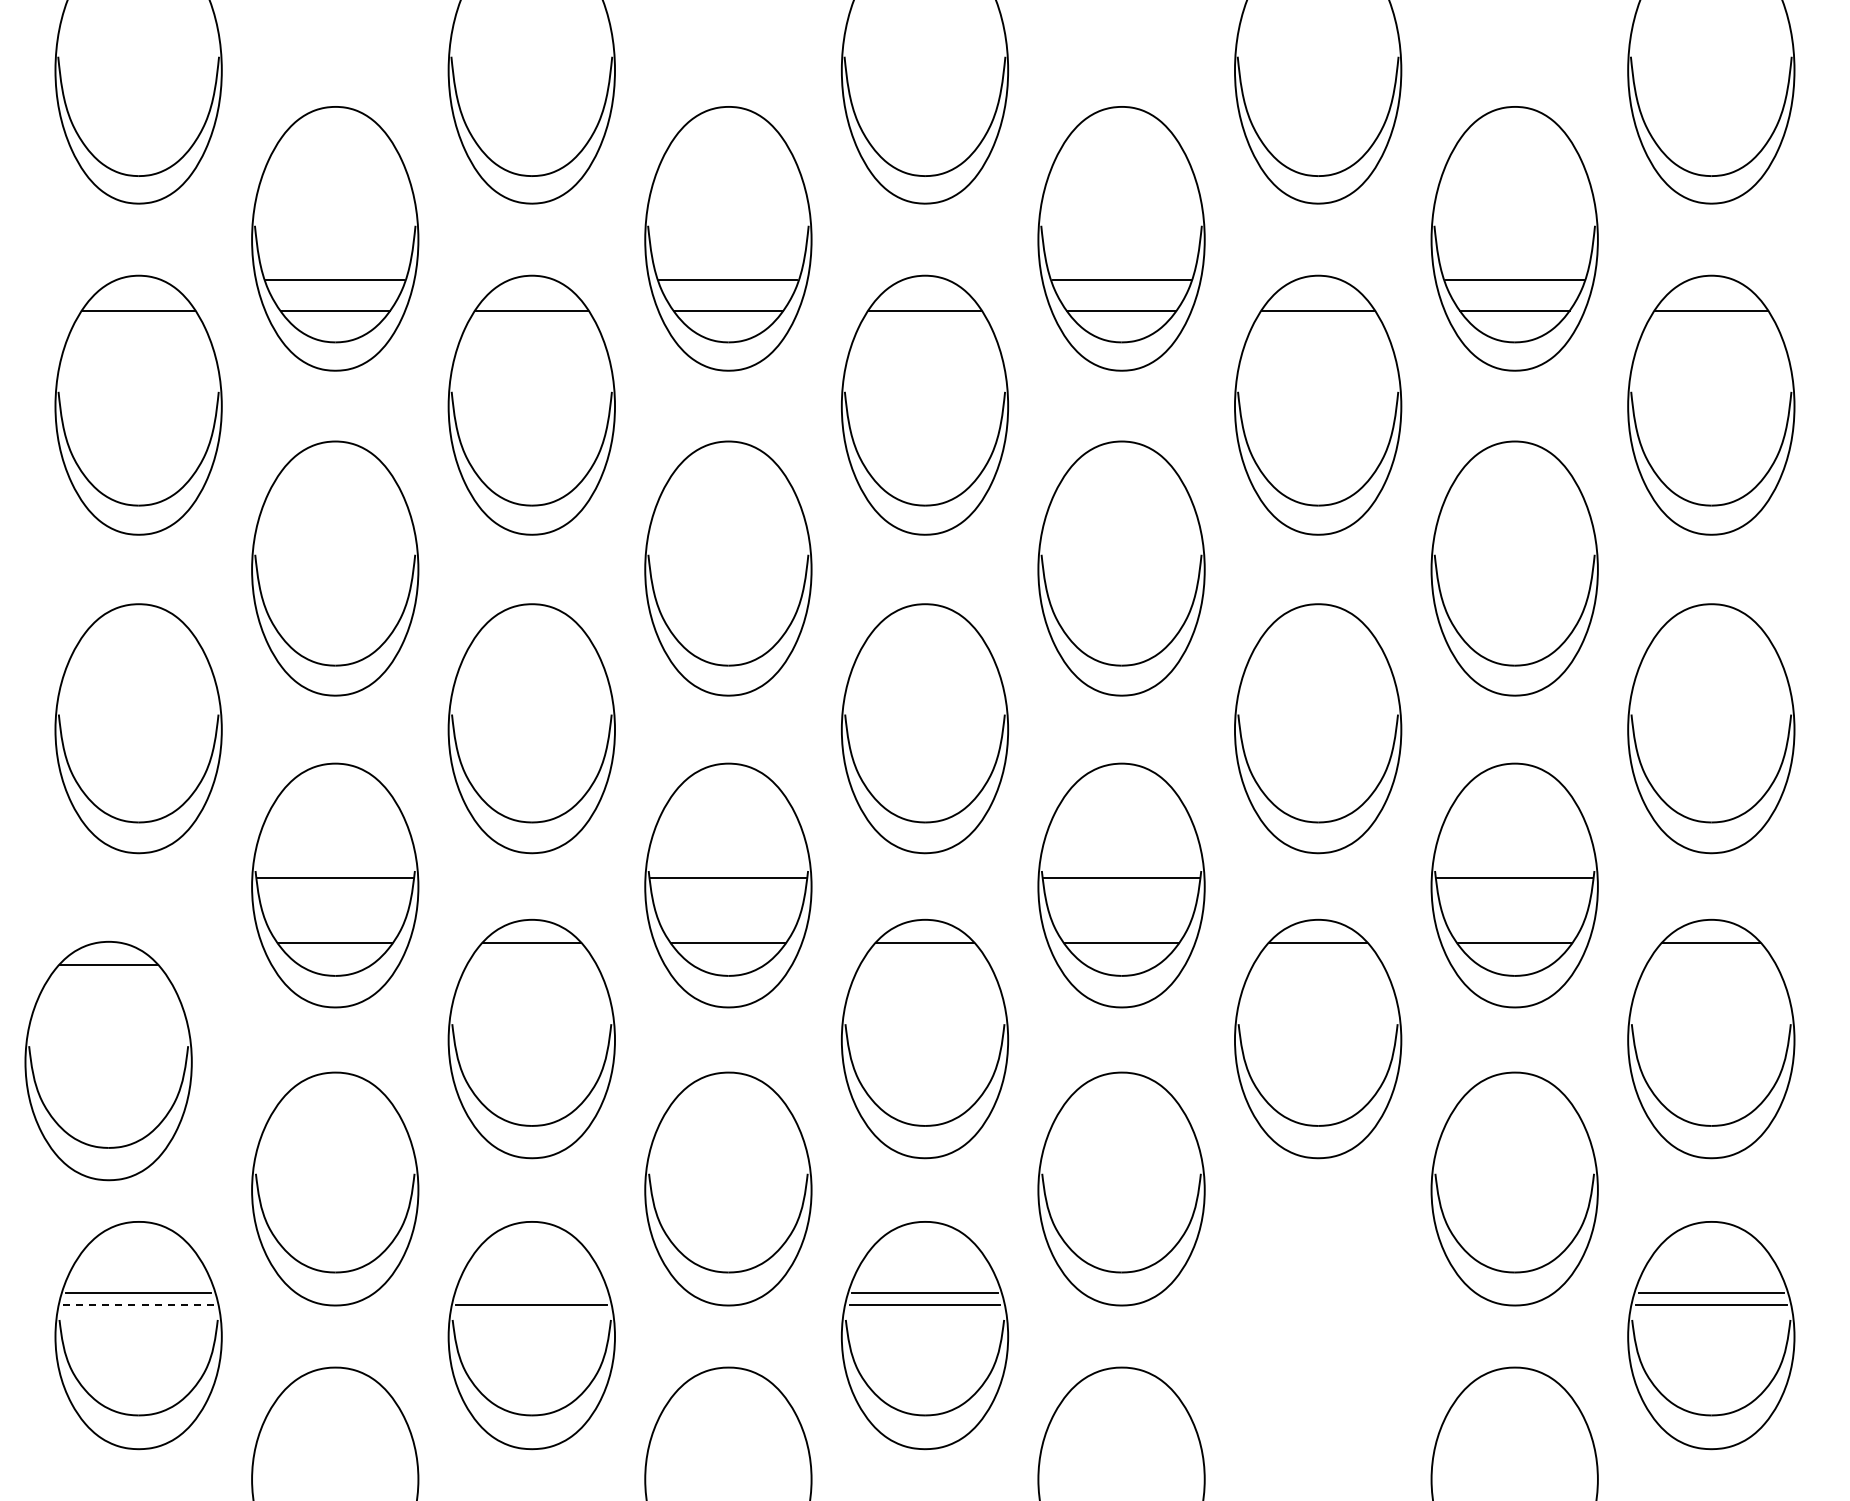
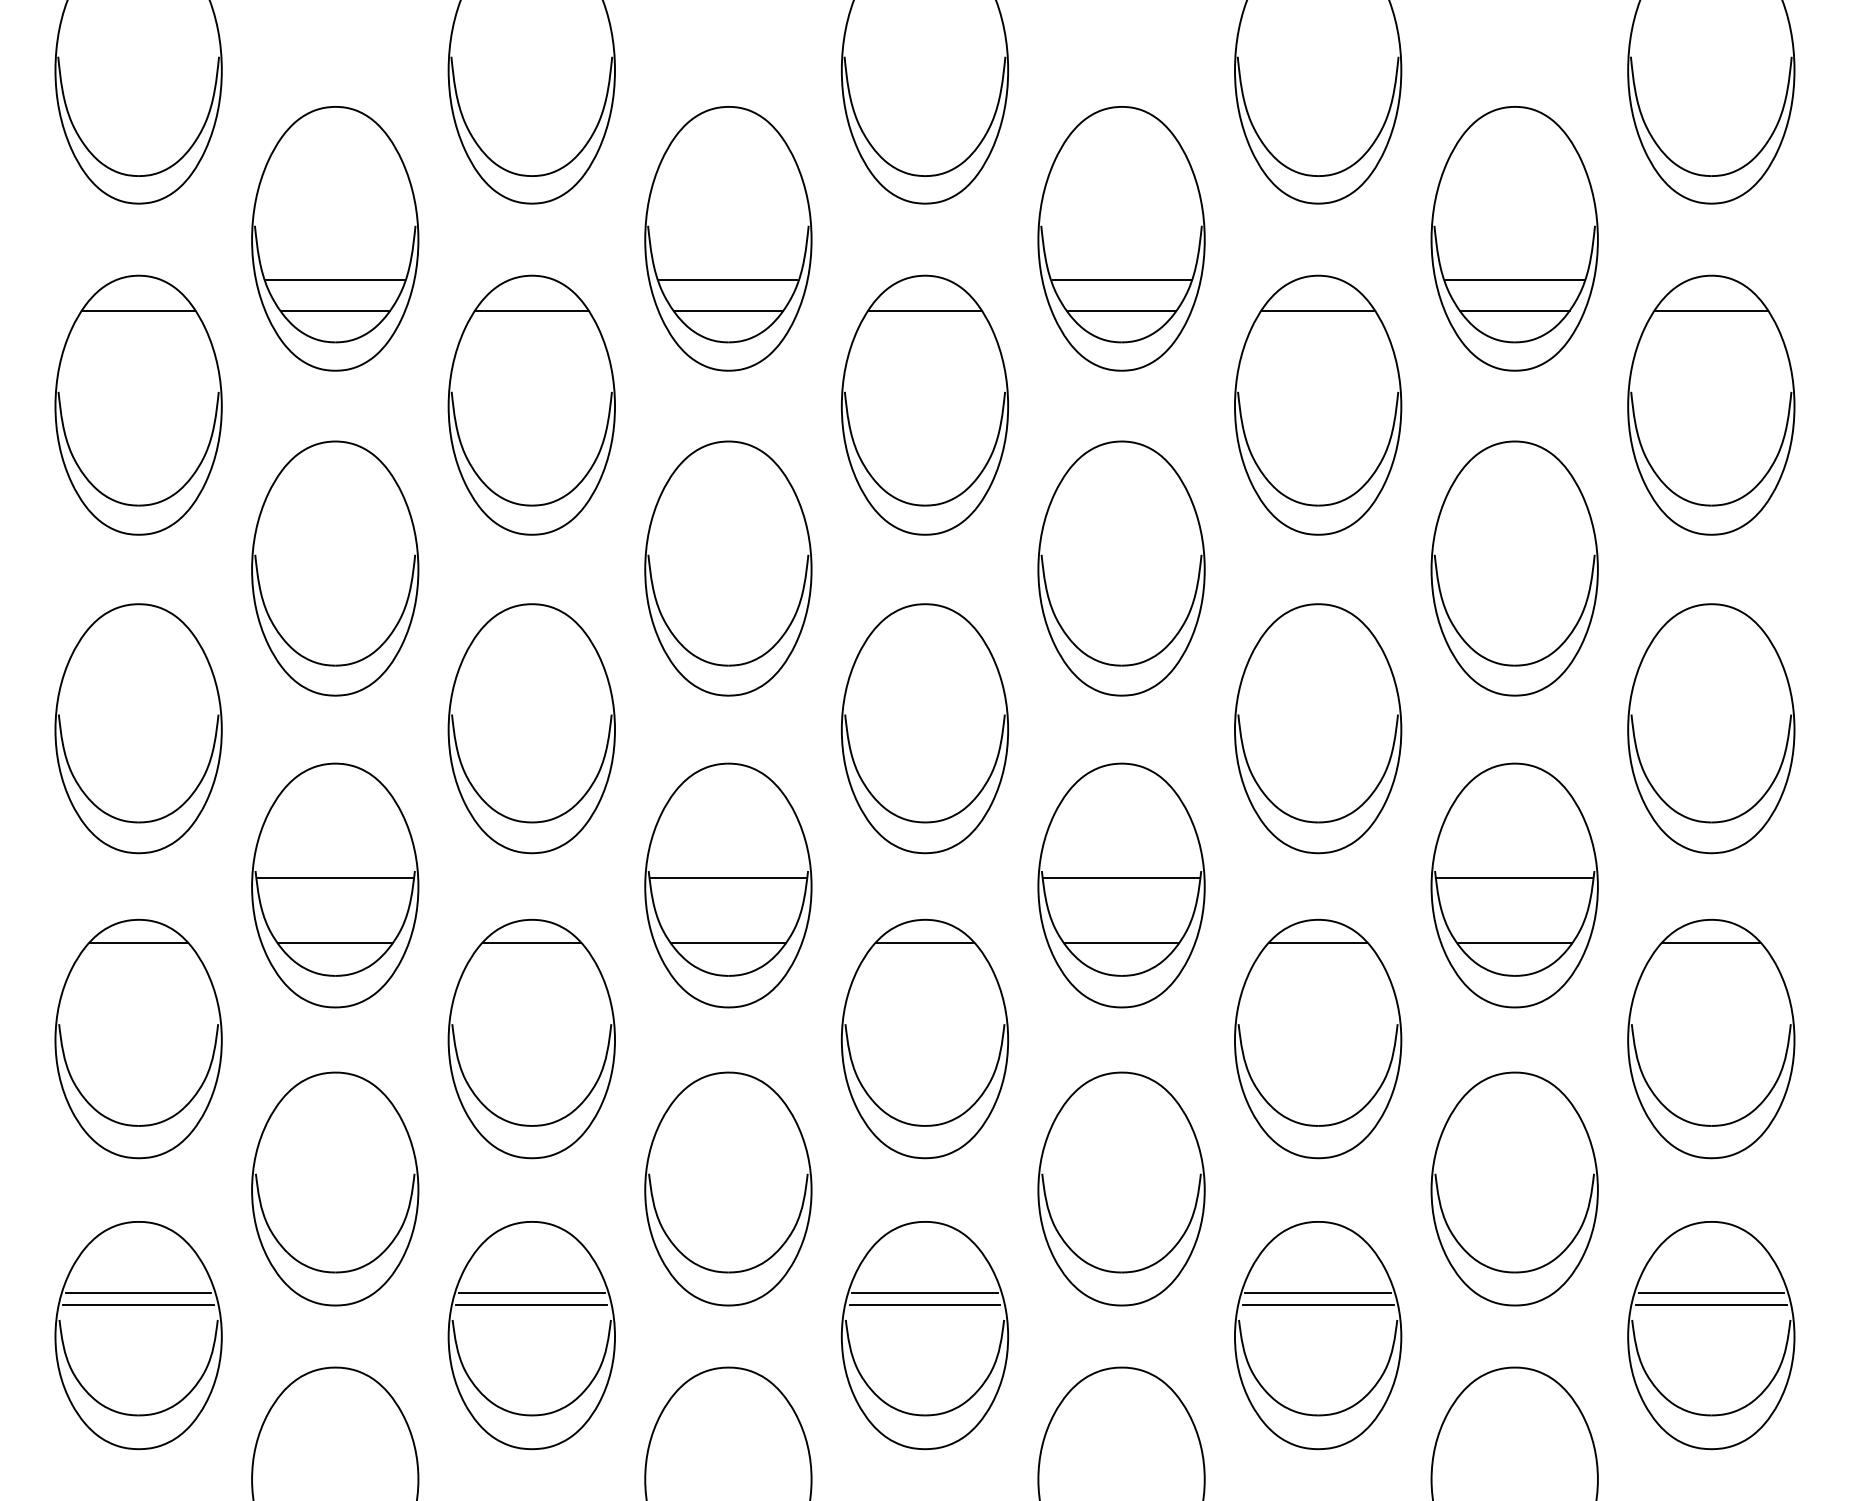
part position: (108, 1060) -> (138, 1038) (138, 1038)
line: none -> present (531, 1293)
line: dashed -> solid (139, 1304)
part: none -> present (1318, 1335)
